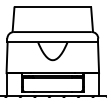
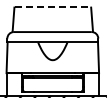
line: solid -> dashed (53, 6)
